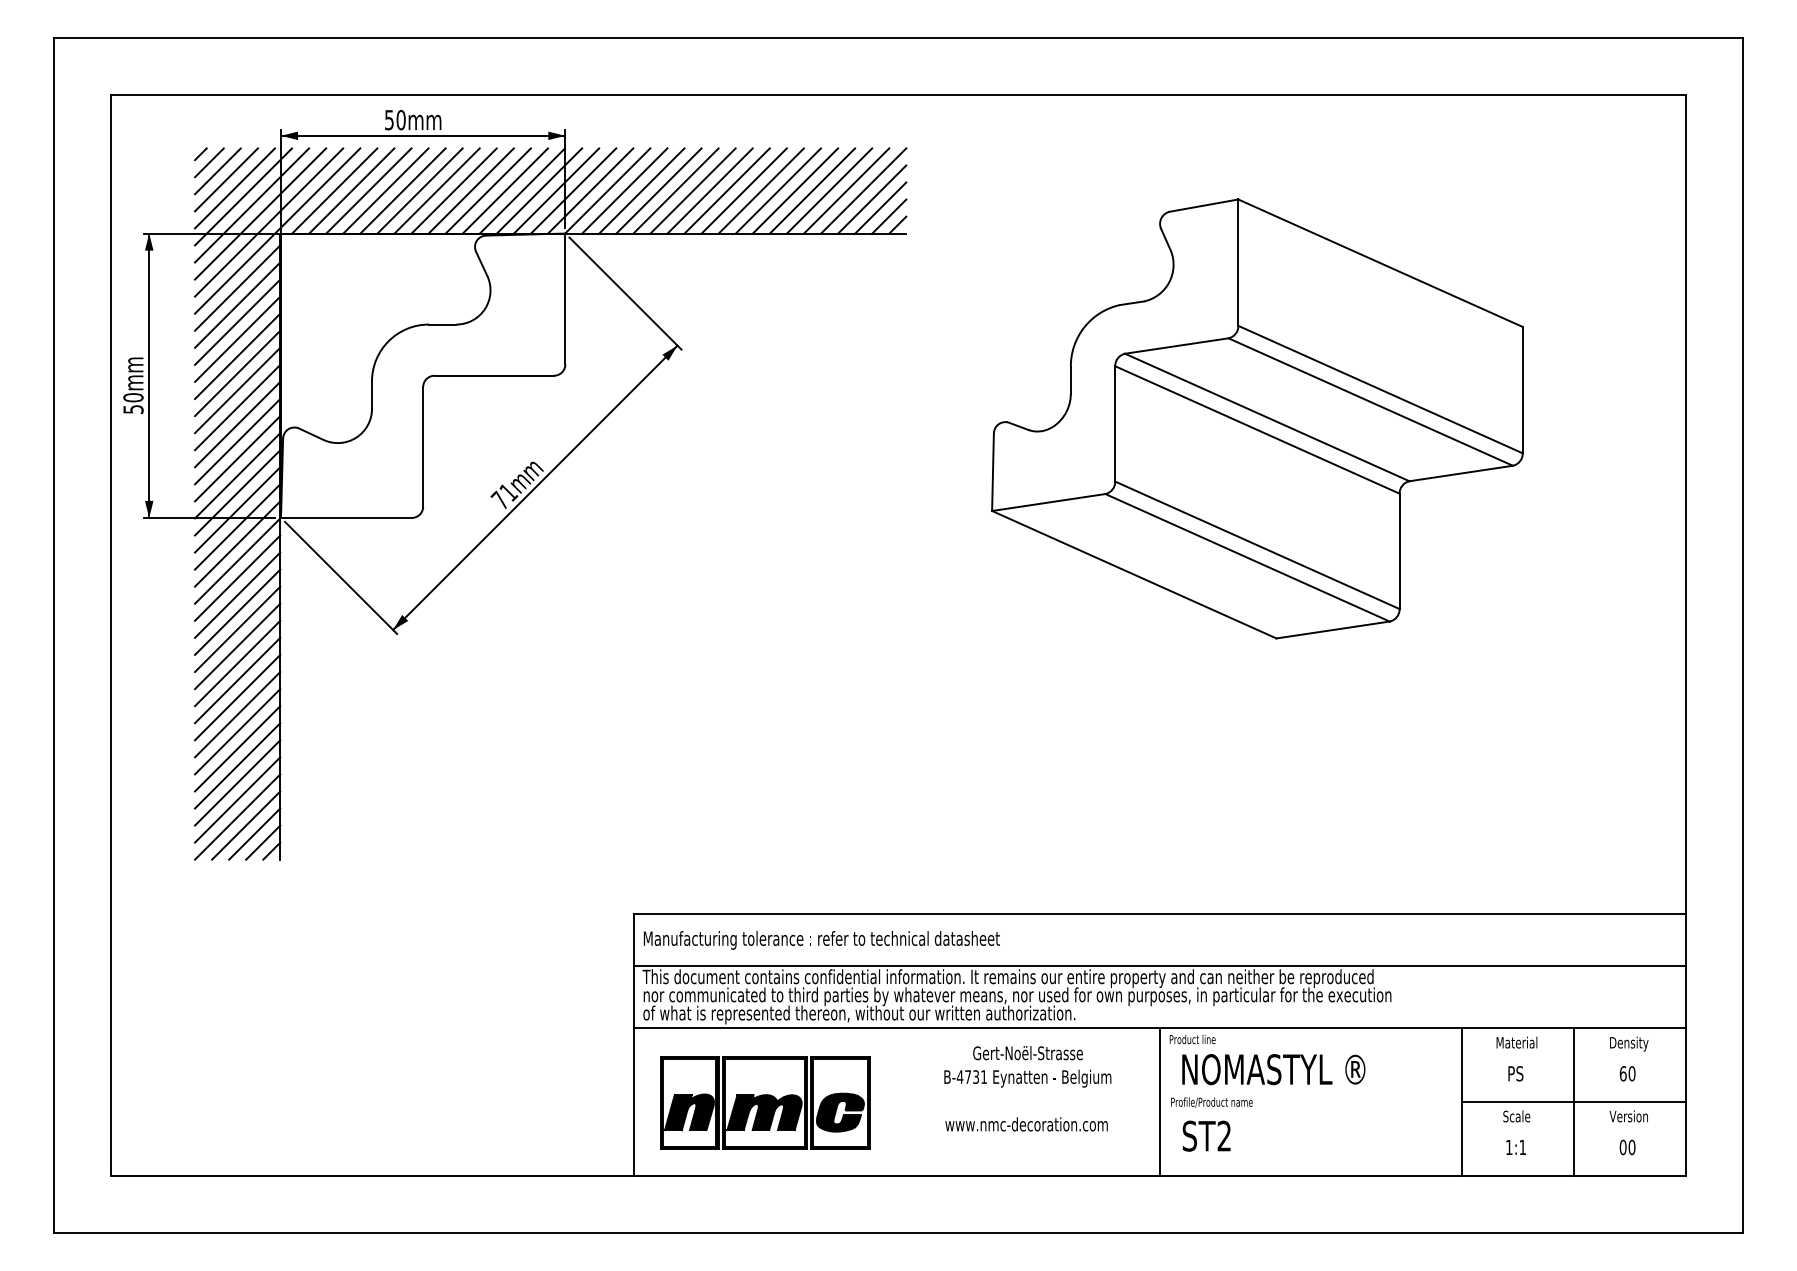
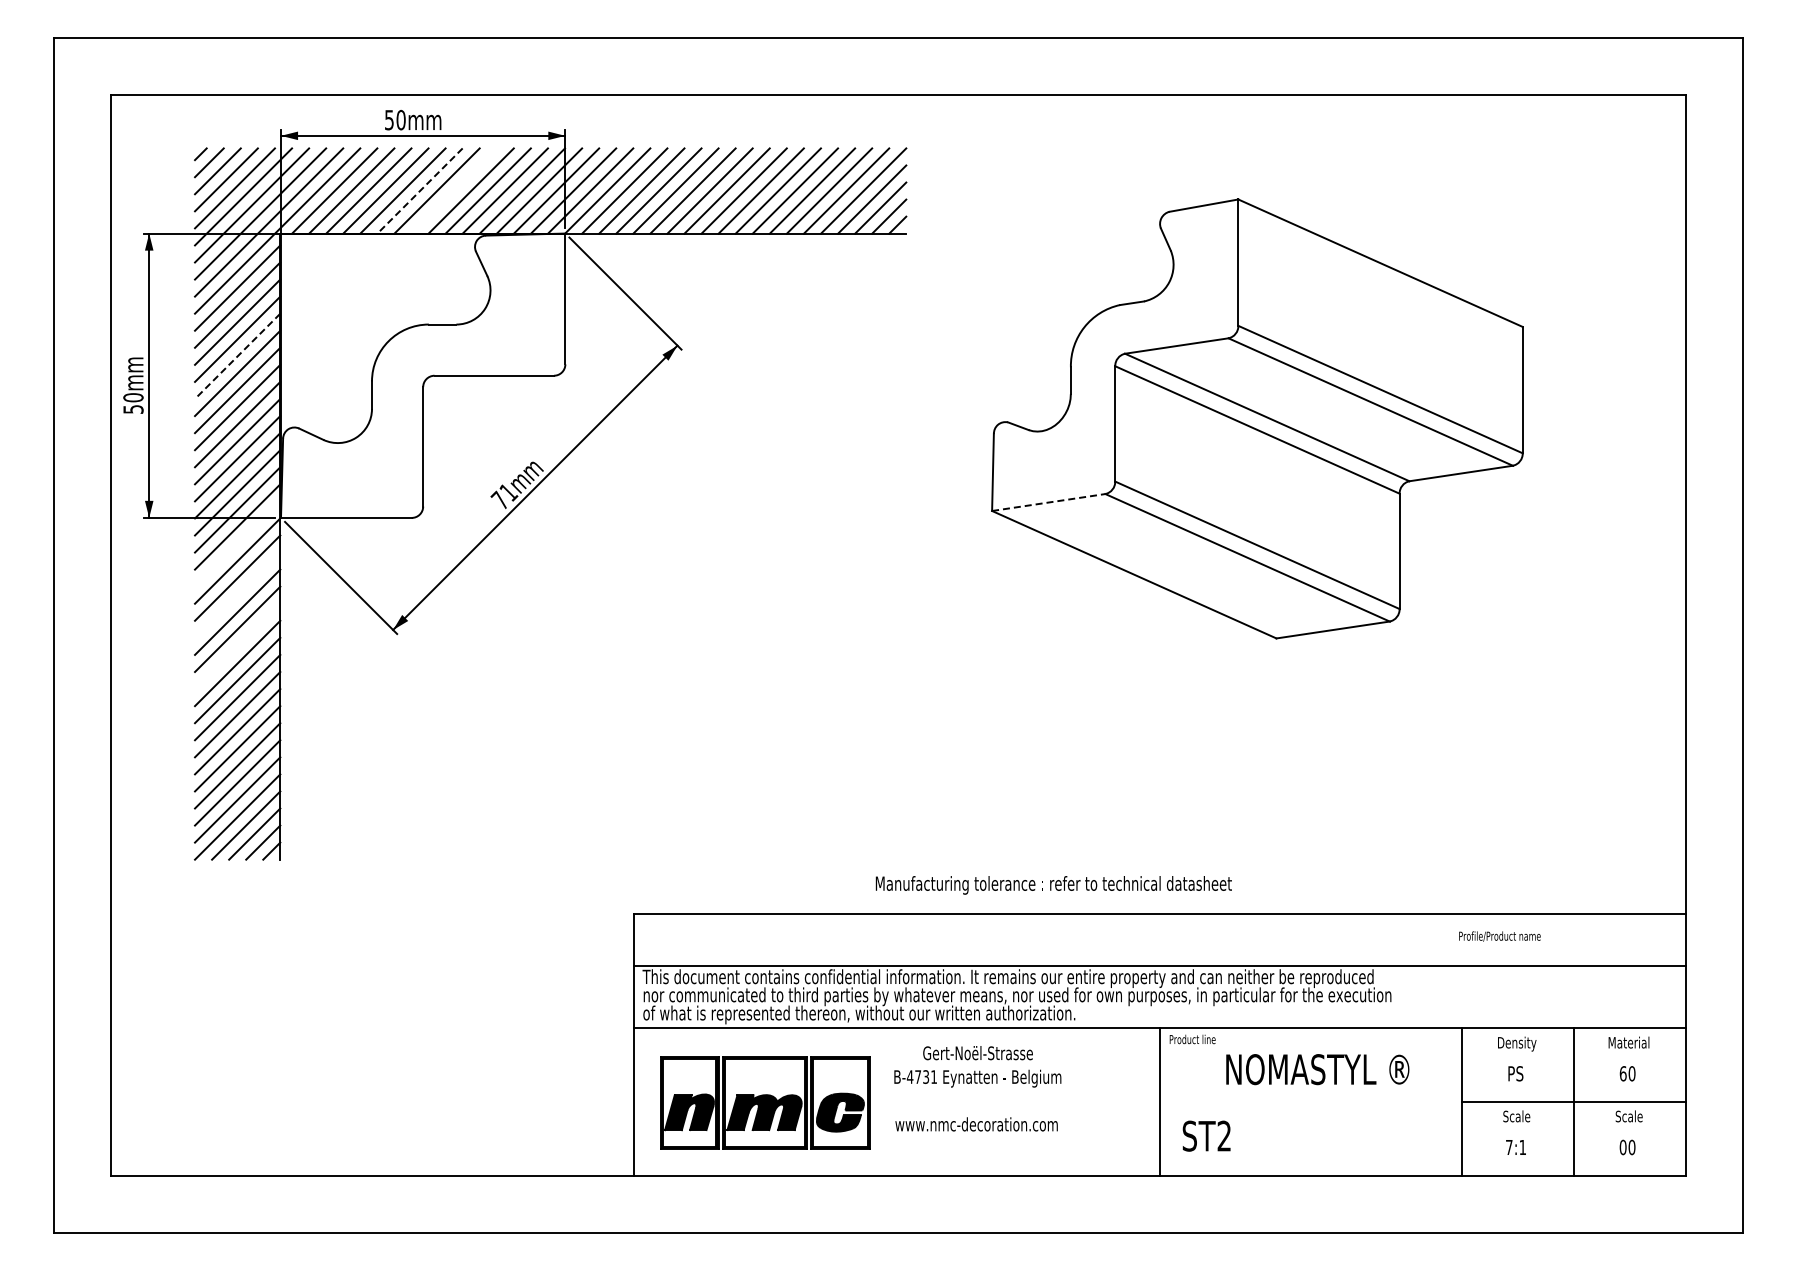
line: present -> none (453, 190)
line: solid -> dashed (419, 191)
line: solid -> dashed (237, 356)
line: solid -> dashed (1049, 502)
line: present -> none (237, 543)
line: present -> none (237, 594)
line: present -> none (237, 646)
text position: (821, 940) -> (1053, 885) (1053, 885)
text: Material -> Density (1516, 1043)
text: Density -> Material (1628, 1043)
text position: (1273, 1069) -> (1317, 1069) (1317, 1069)
text position: (1027, 1088) -> (977, 1088) (977, 1088)
text position: (1211, 1102) -> (1499, 936) (1499, 936)
text: Version -> Scale (1628, 1116)
text: 1:1 -> 7:1 (1509, 1147)
